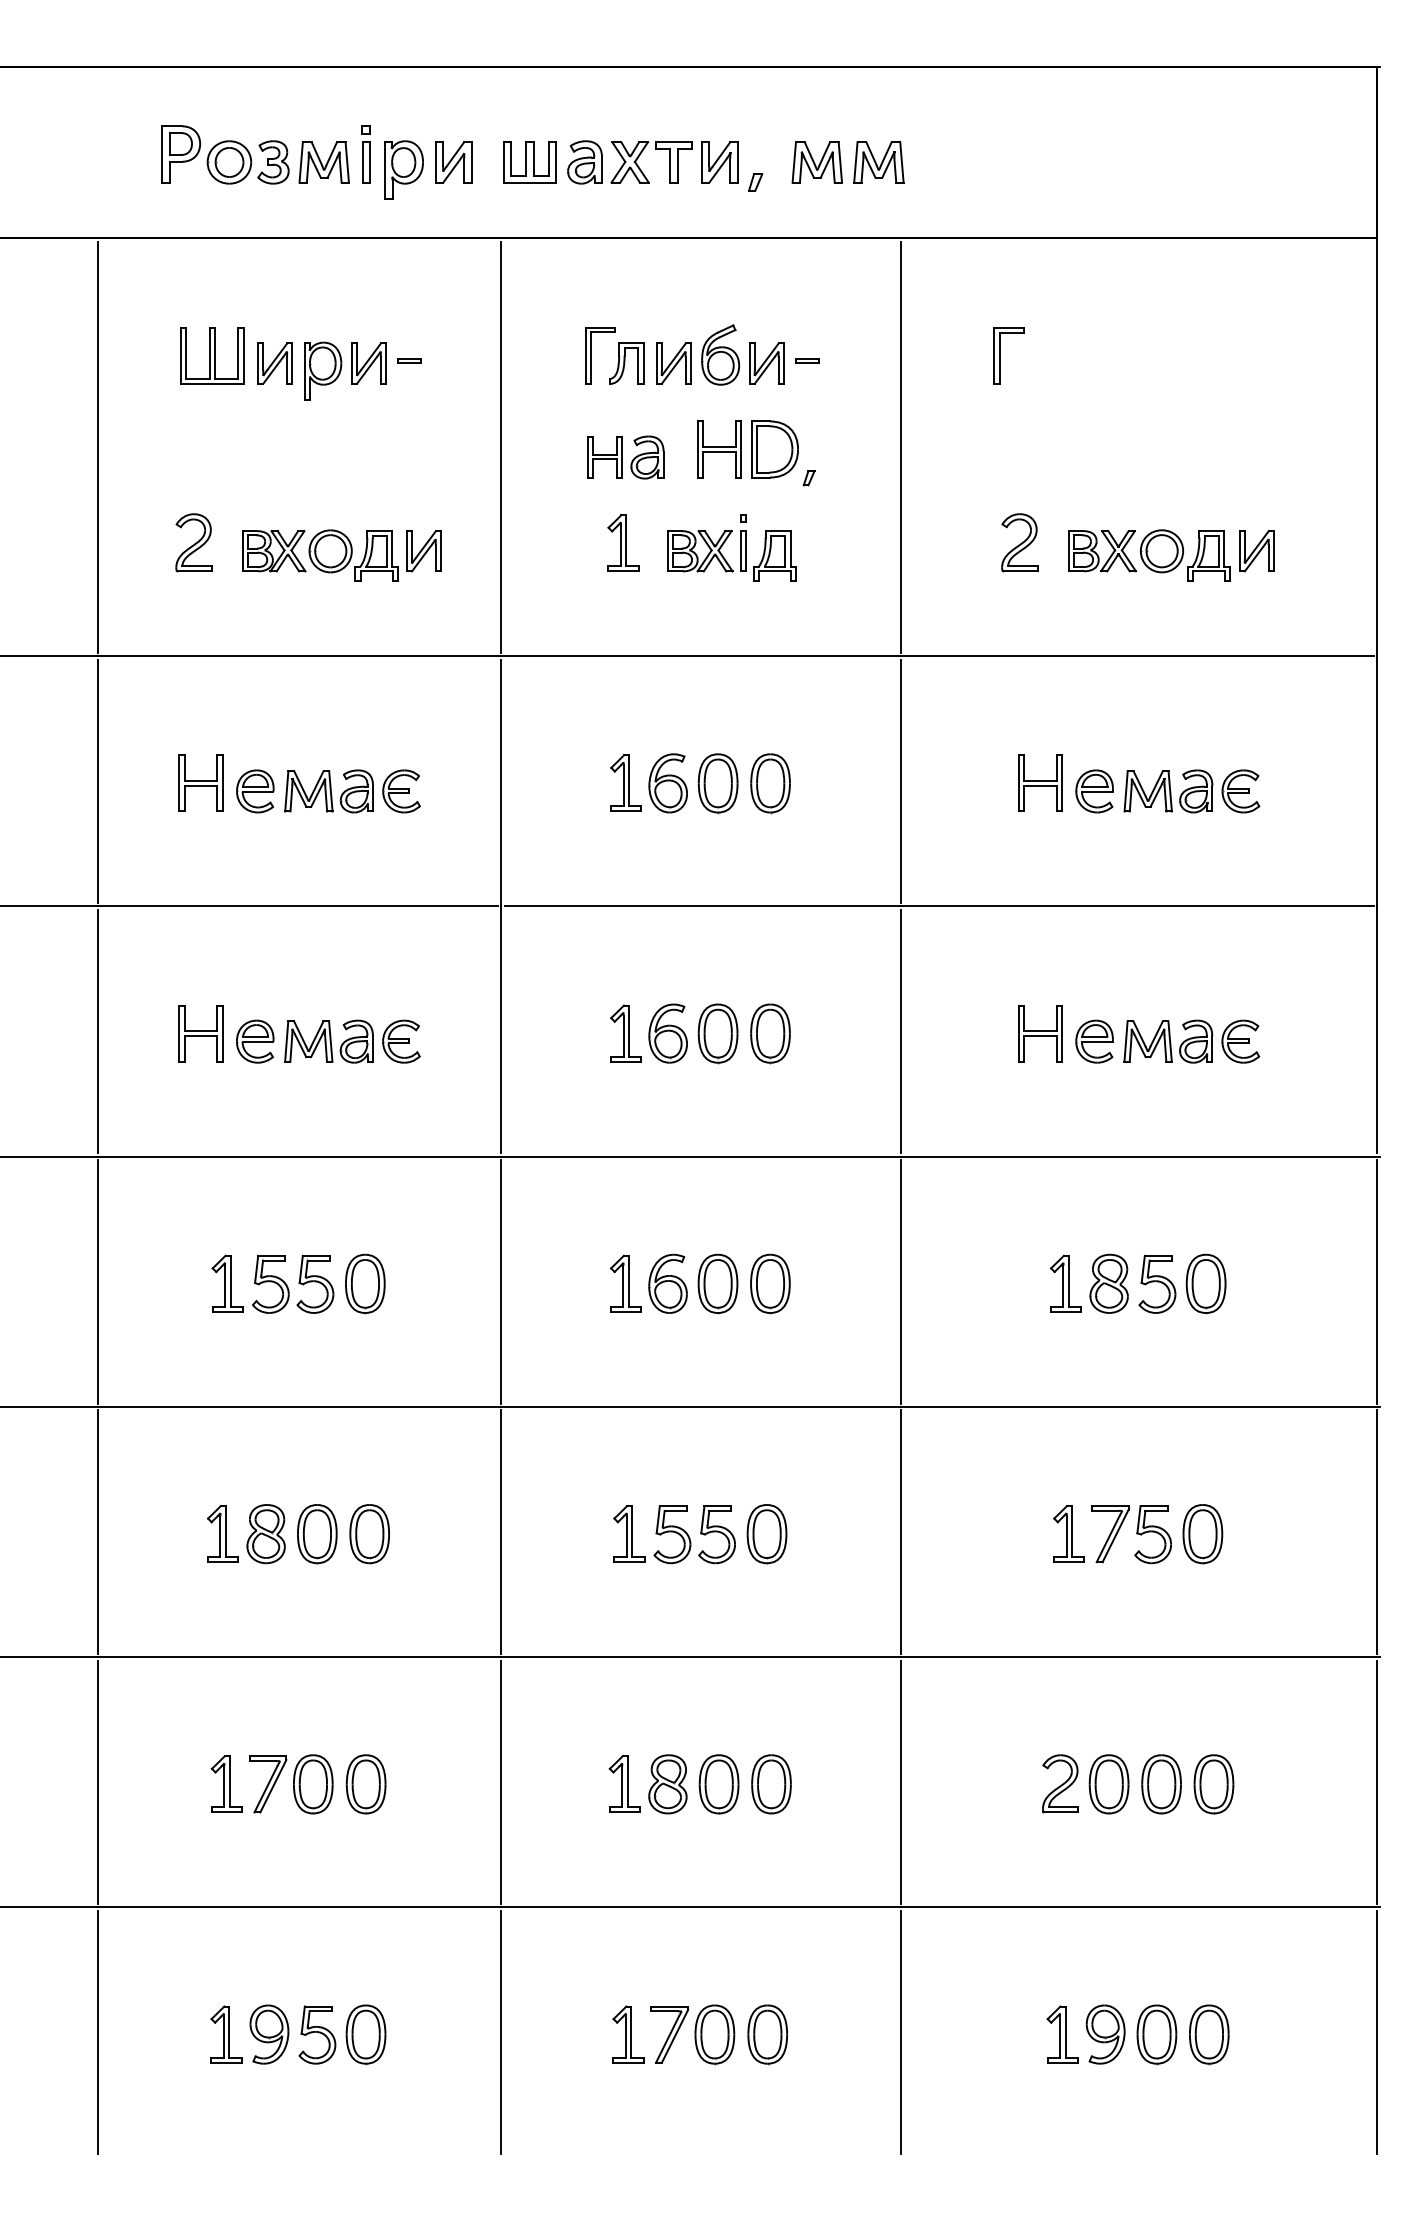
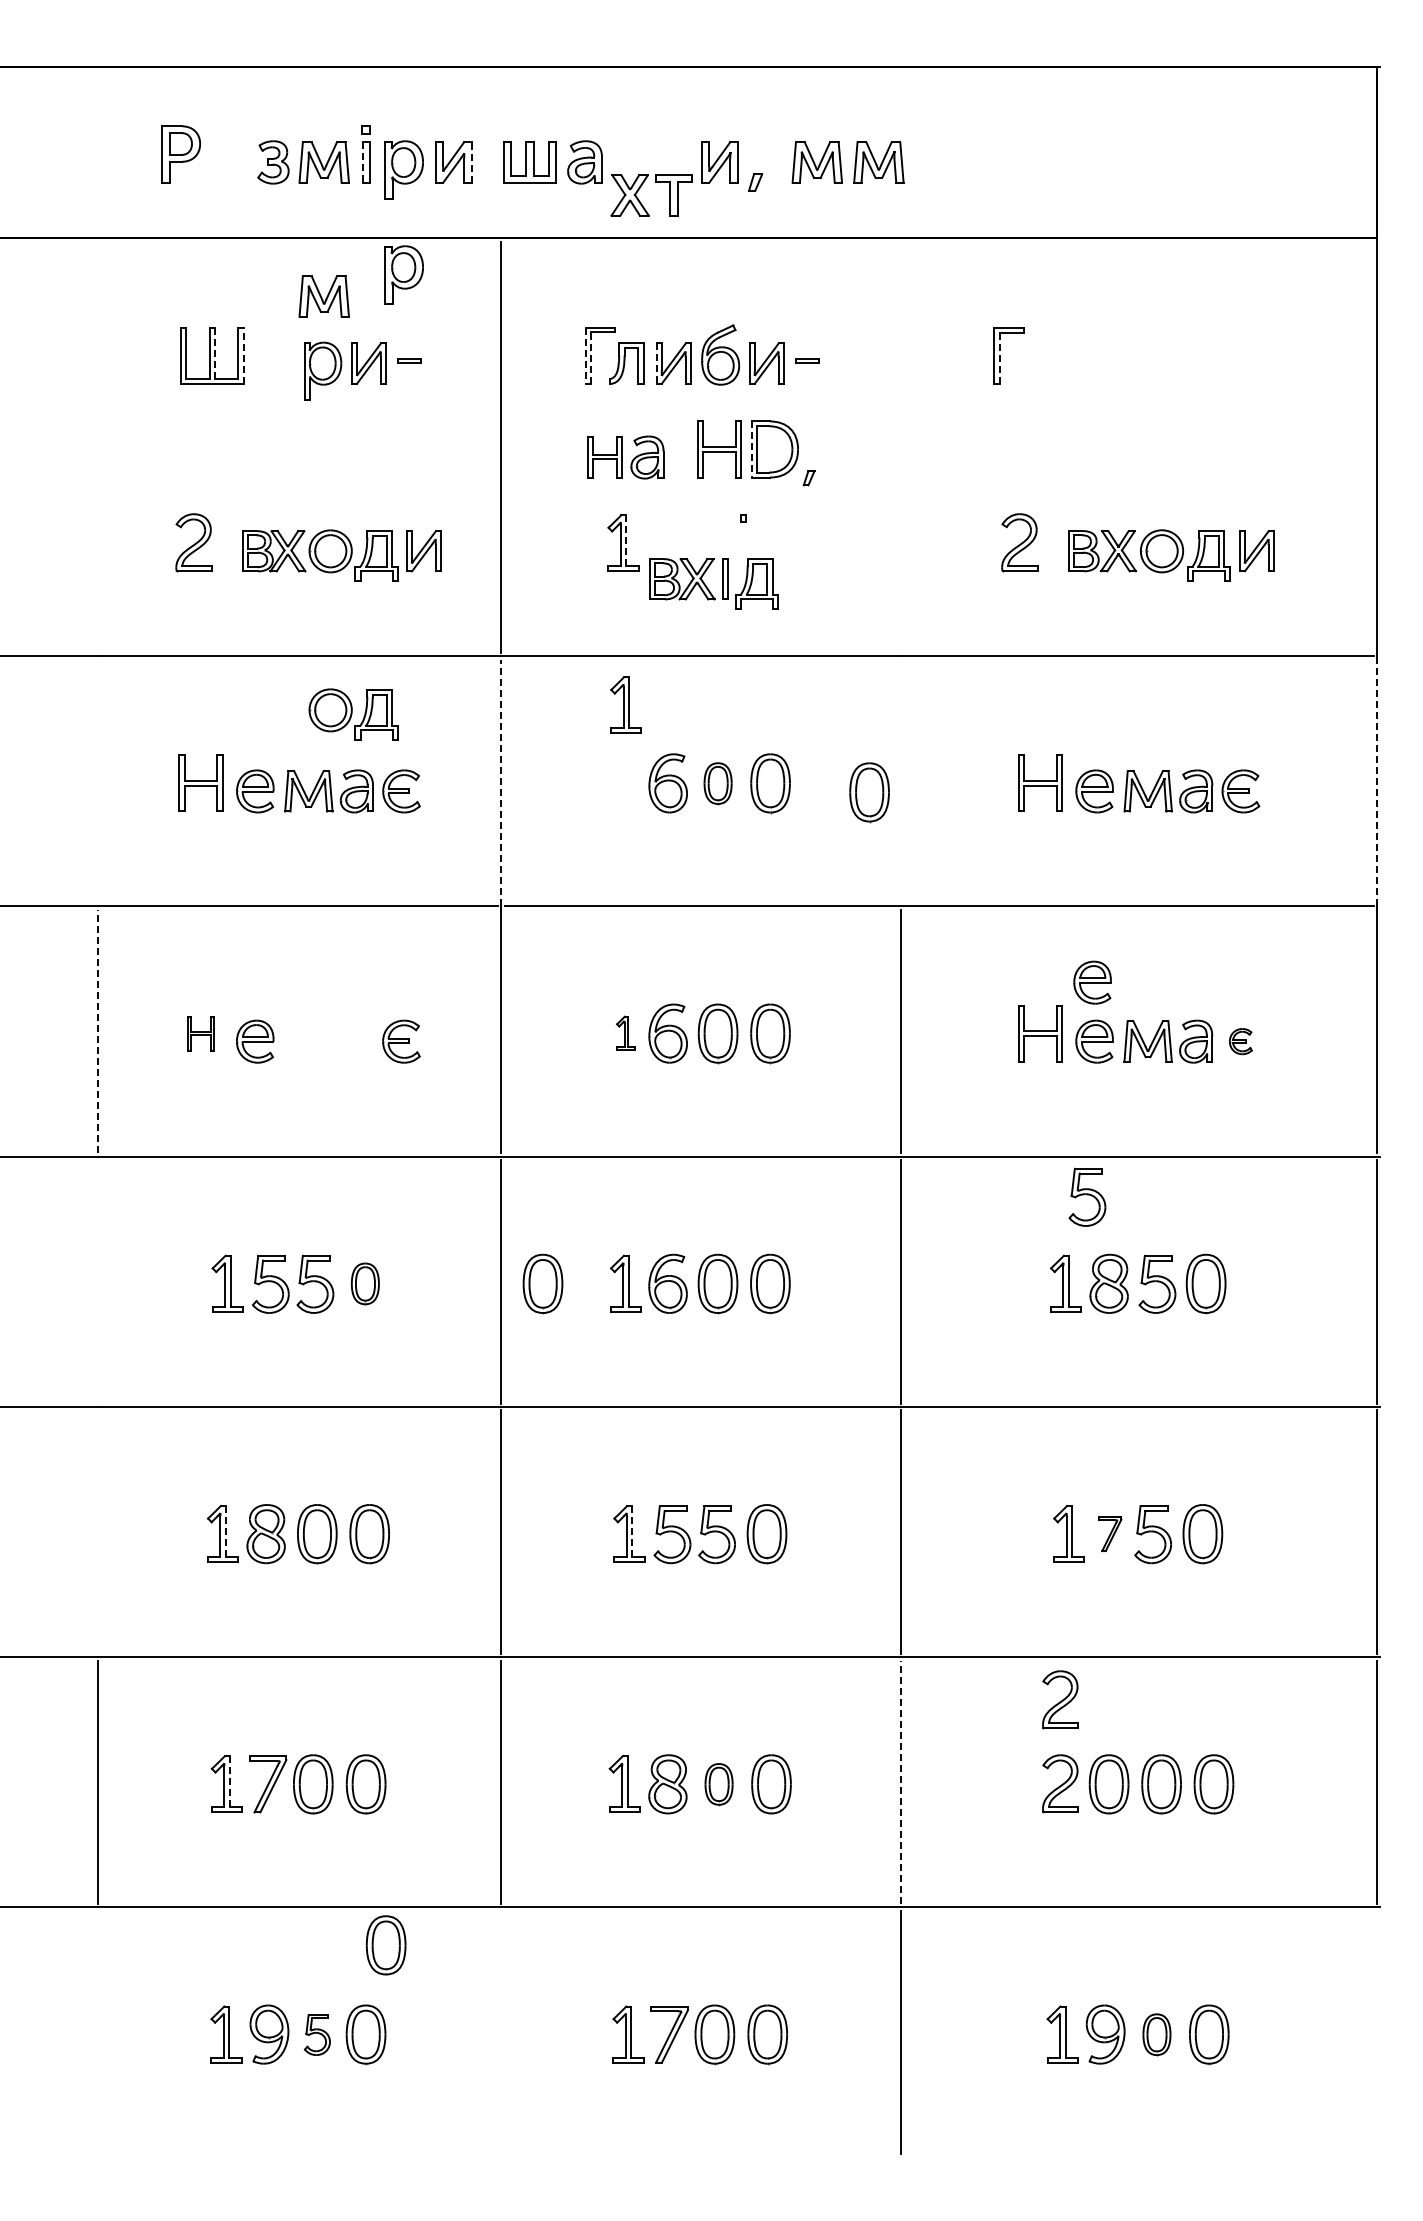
line: solid -> dashed (471, 161)
part: present -> none (229, 162)
line: solid -> dashed (362, 162)
part position: (641, 169) -> (641, 202) (641, 202)
part: none -> present (403, 274)
part: none -> present (323, 296)
line: solid -> dashed (215, 353)
line: solid -> dashed (244, 355)
line: solid -> dashed (585, 356)
line: solid -> dashed (591, 358)
line: solid -> dashed (999, 358)
part: present -> none (274, 363)
line: solid -> dashed (656, 364)
line: present -> none (98, 446)
line: present -> none (901, 446)
line: solid -> dashed (751, 449)
line: solid -> dashed (626, 540)
part position: (725, 558) -> (707, 586) (707, 586)
part: none -> present (353, 714)
line: solid -> dashed (1376, 780)
line: present -> none (98, 781)
line: present -> none (901, 781)
line: solid -> dashed (501, 782)
part position: (625, 782) -> (625, 704) (625, 704)
part size: 42x62 px -> 30x44 px (717, 783)
part: none -> present (869, 792)
part: none -> present (1092, 982)
line: solid -> dashed (98, 1031)
part size: 46x58 px -> 28x36 px (200, 1033)
part size: 32x59 px -> 20x36 px (625, 1032)
part: present -> none (328, 1041)
part size: 40x45 px -> 24x28 px (1240, 1041)
part: none -> present (1087, 1196)
line: present -> none (98, 1281)
part size: 41x62 px -> 30x44 px (364, 1283)
part: none -> present (542, 1283)
line: present -> none (98, 1531)
line: solid -> dashed (225, 1531)
line: solid -> dashed (632, 1531)
part size: 39x59 px -> 25x37 px (1110, 1534)
part: none -> present (1060, 1699)
line: solid -> dashed (229, 1781)
line: solid -> dashed (901, 1782)
part size: 42x61 px -> 30x44 px (718, 1784)
part: none -> present (385, 1945)
line: present -> none (98, 2032)
line: present -> none (501, 2032)
line: present -> none (1376, 2032)
part size: 39x60 px -> 28x42 px (316, 2034)
part size: 42x62 px -> 30x44 px (1156, 2034)
